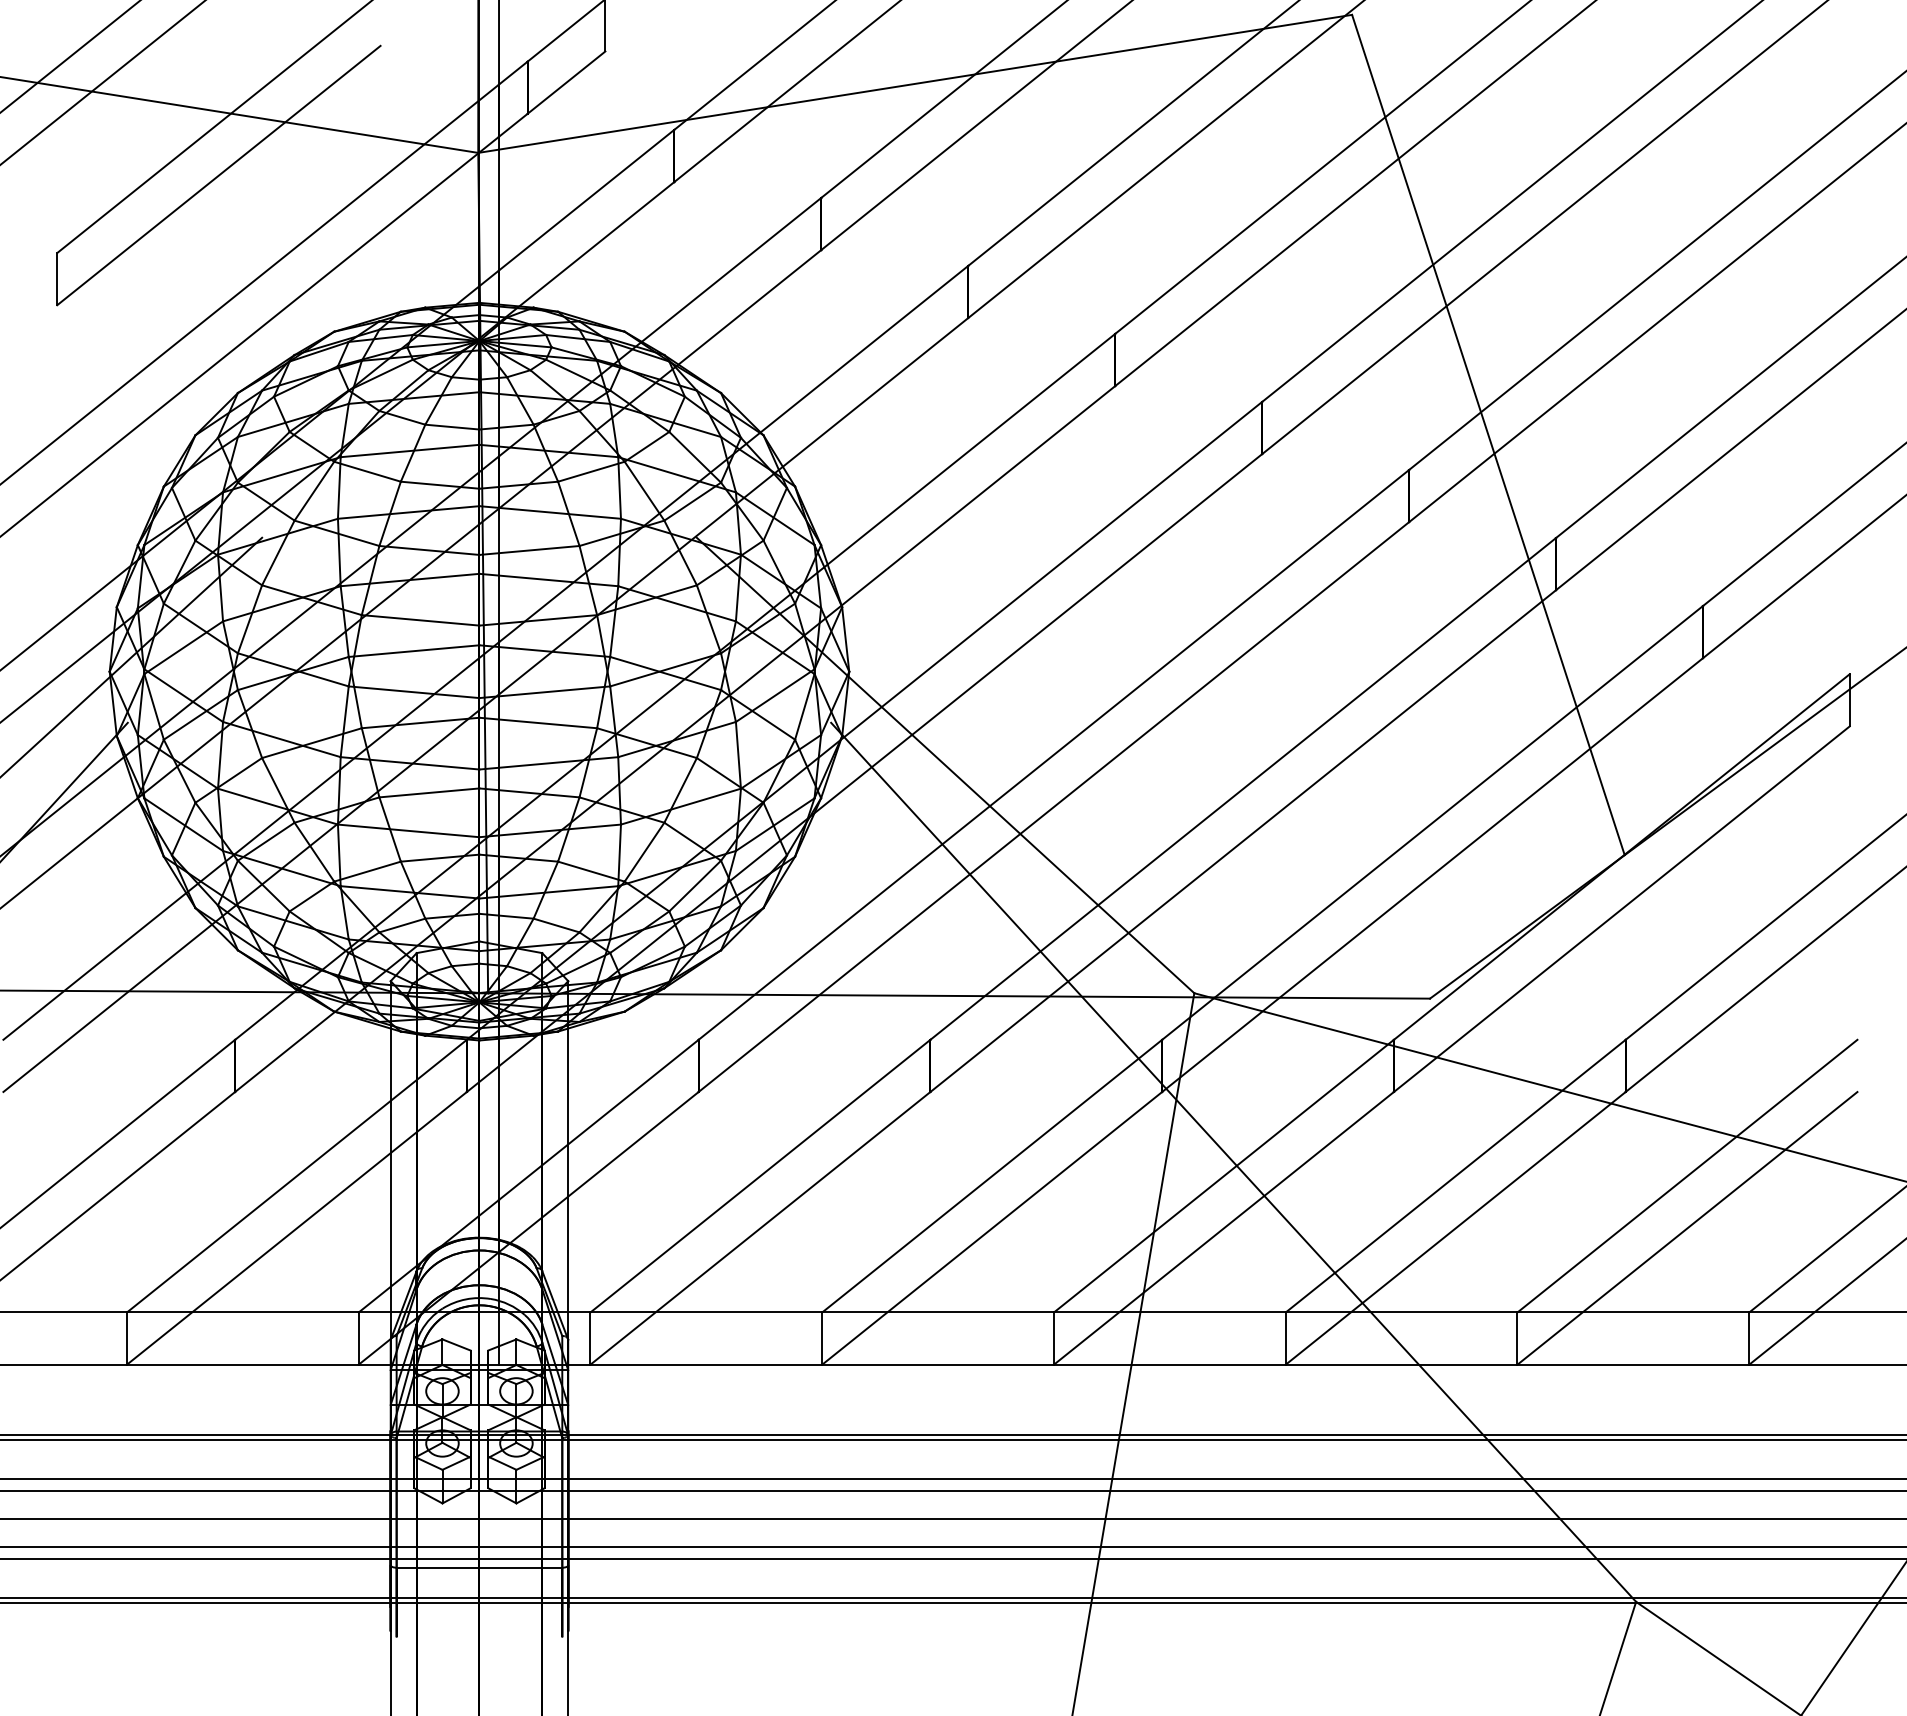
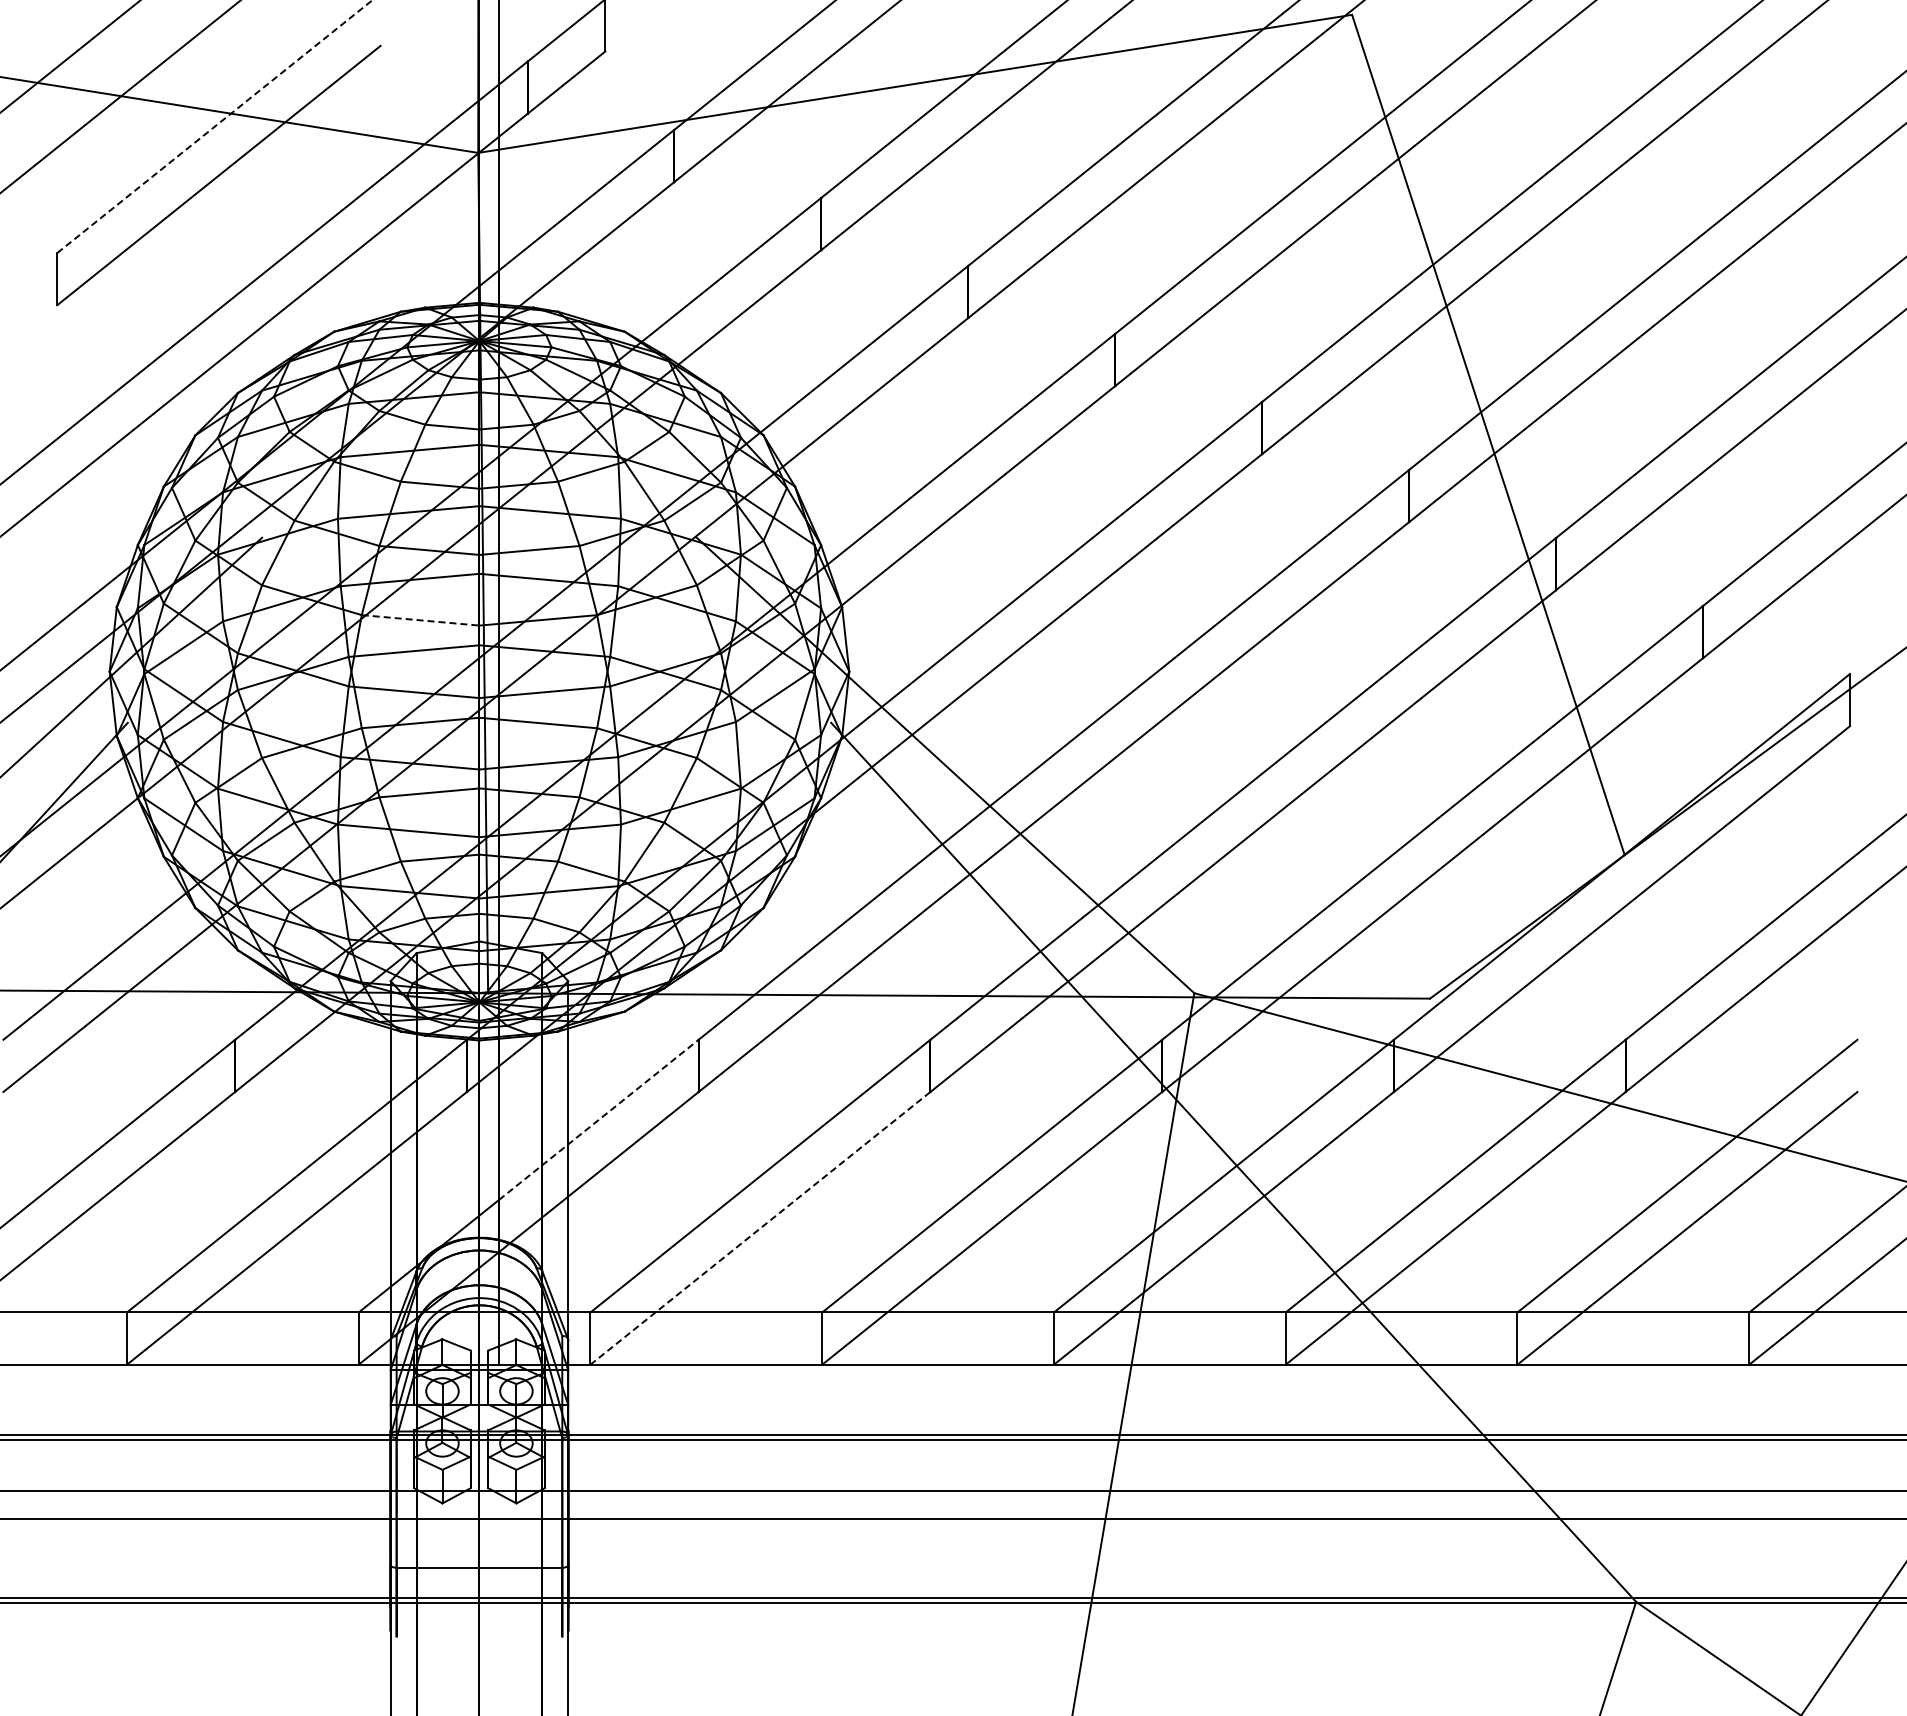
line position: (102, 82) -> (120, 96) (120, 96)
line: solid -> dashed (214, 126)
line: solid -> dashed (421, 620)
line: solid -> dashed (598, 1119)
line: solid -> dashed (760, 1228)
line: present -> none (952, 1479)
line: present -> none (952, 1547)
line: present -> none (952, 1558)
